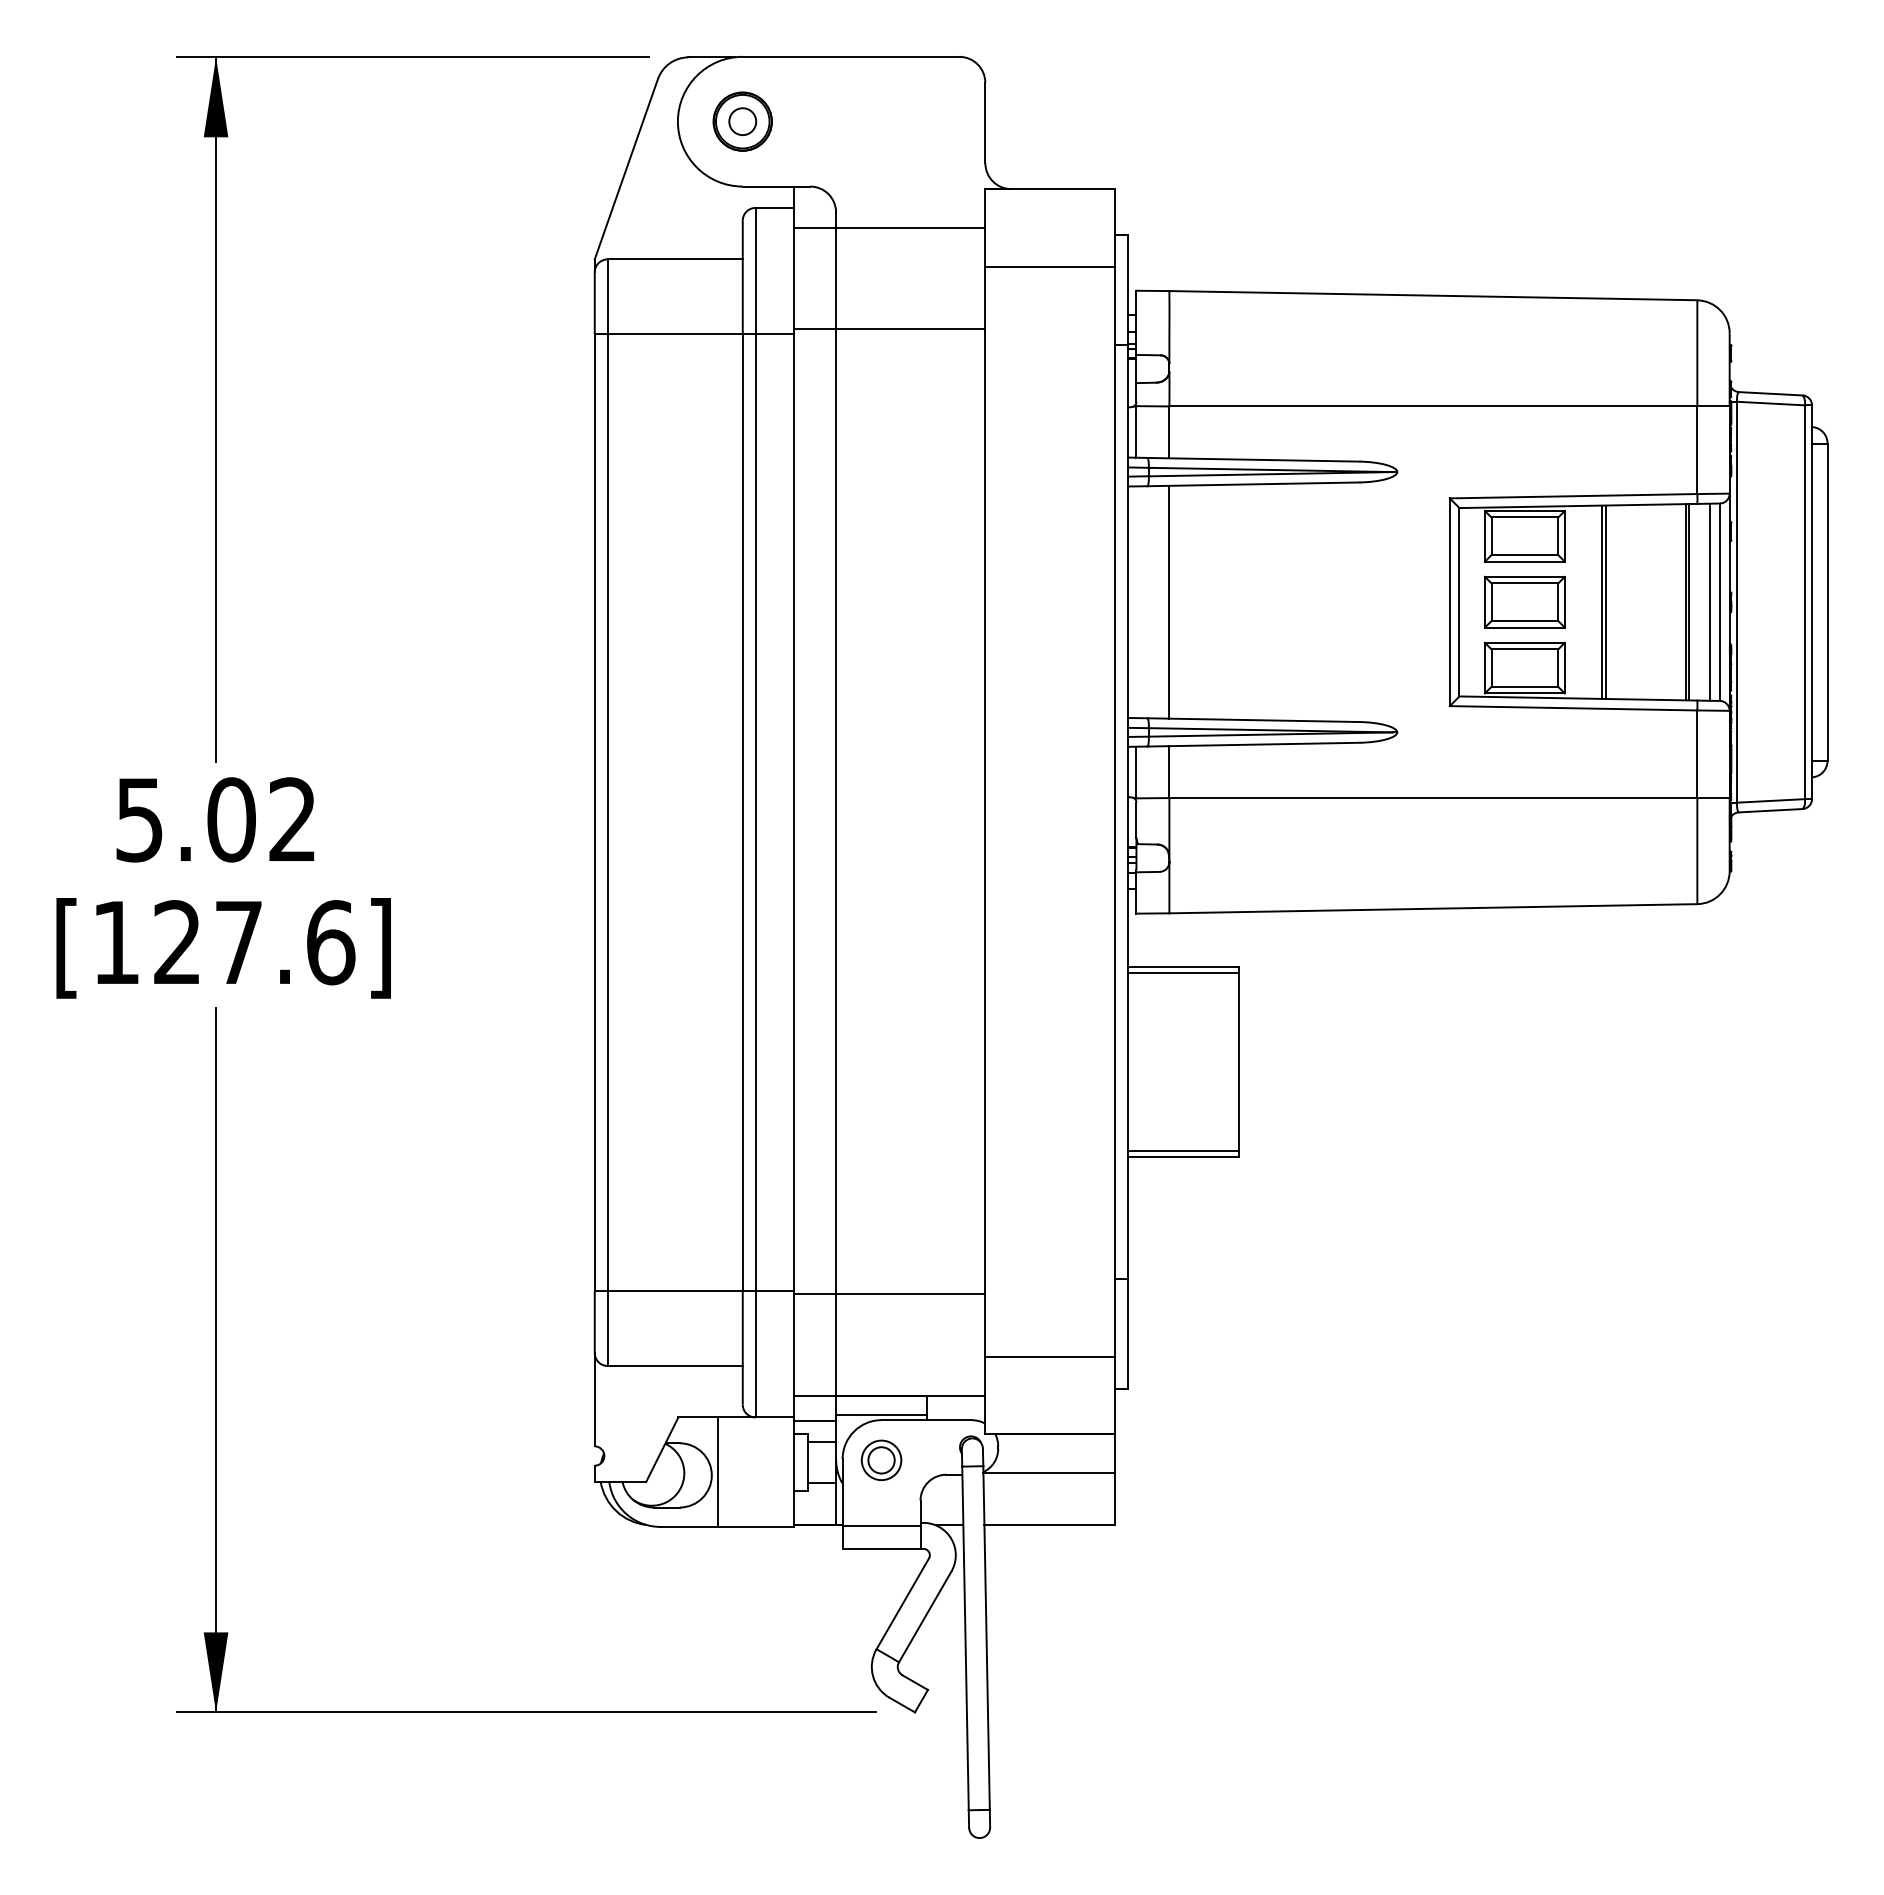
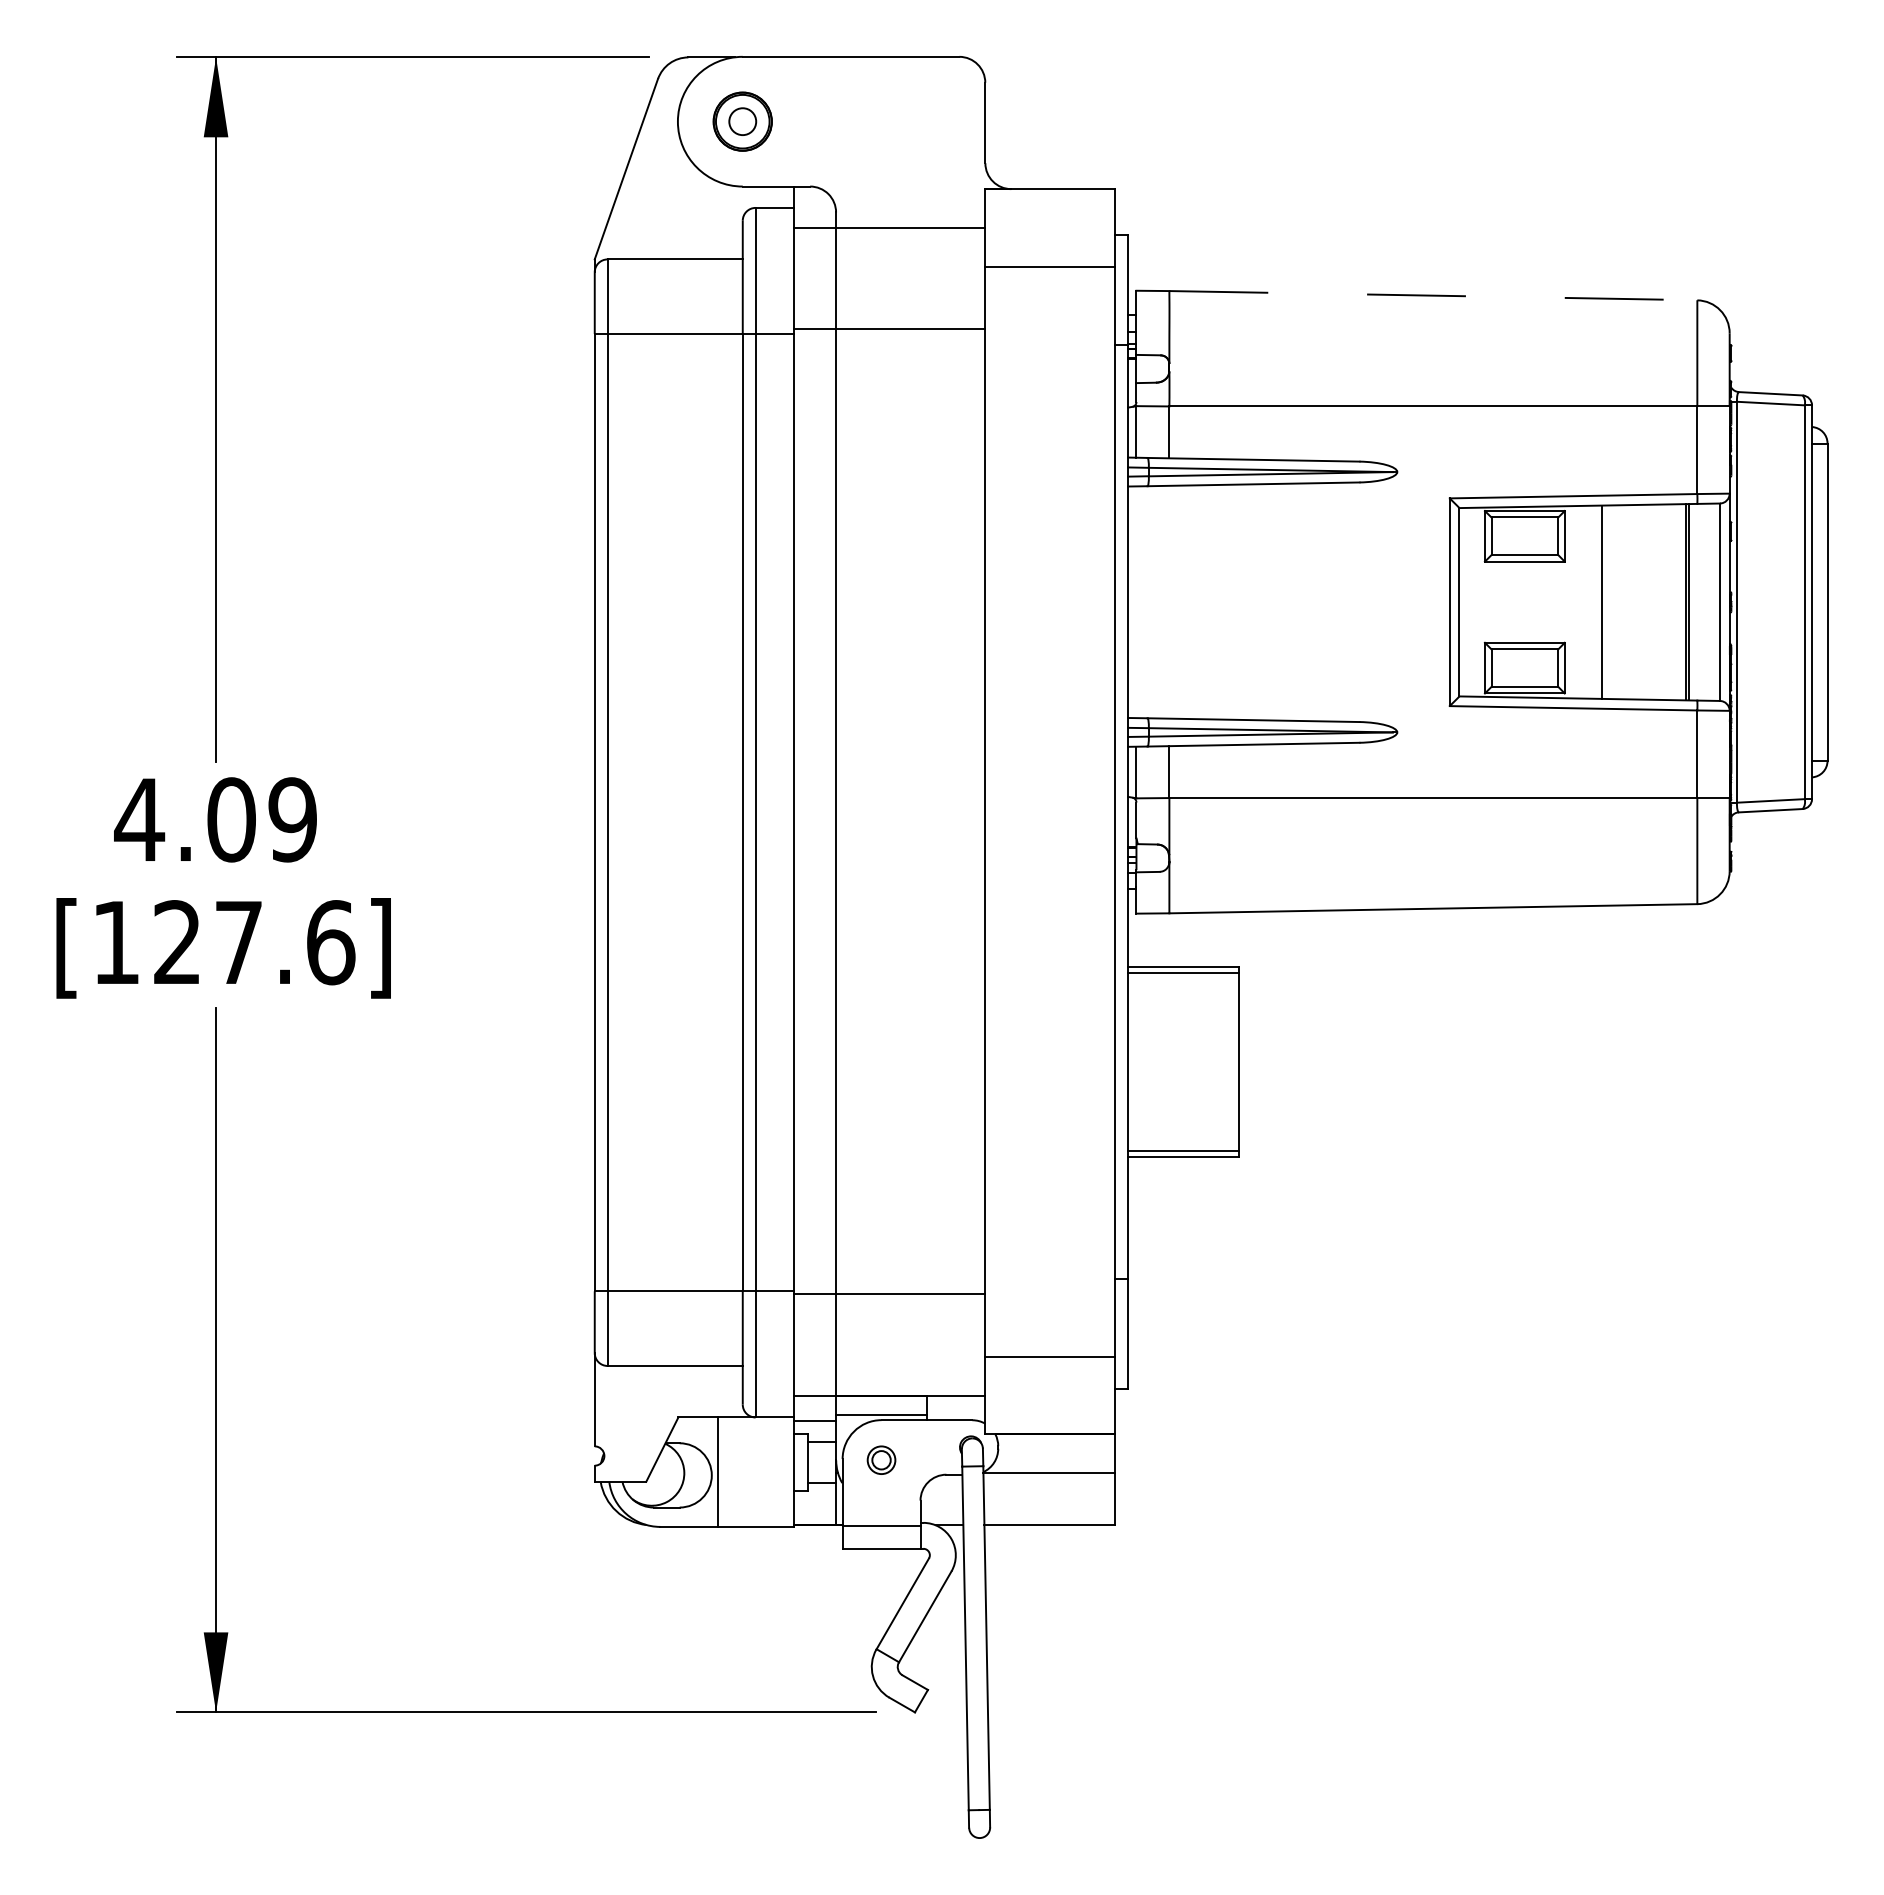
line: solid -> dashed (1433, 295)
line: present -> none (1169, 601)
part: present -> none (1524, 601)
line: present -> none (1605, 601)
line: present -> none (1709, 601)
text: 5.02 -> 4.09 (215, 819)
part size: 43x42 px -> 31x30 px (881, 1459)
